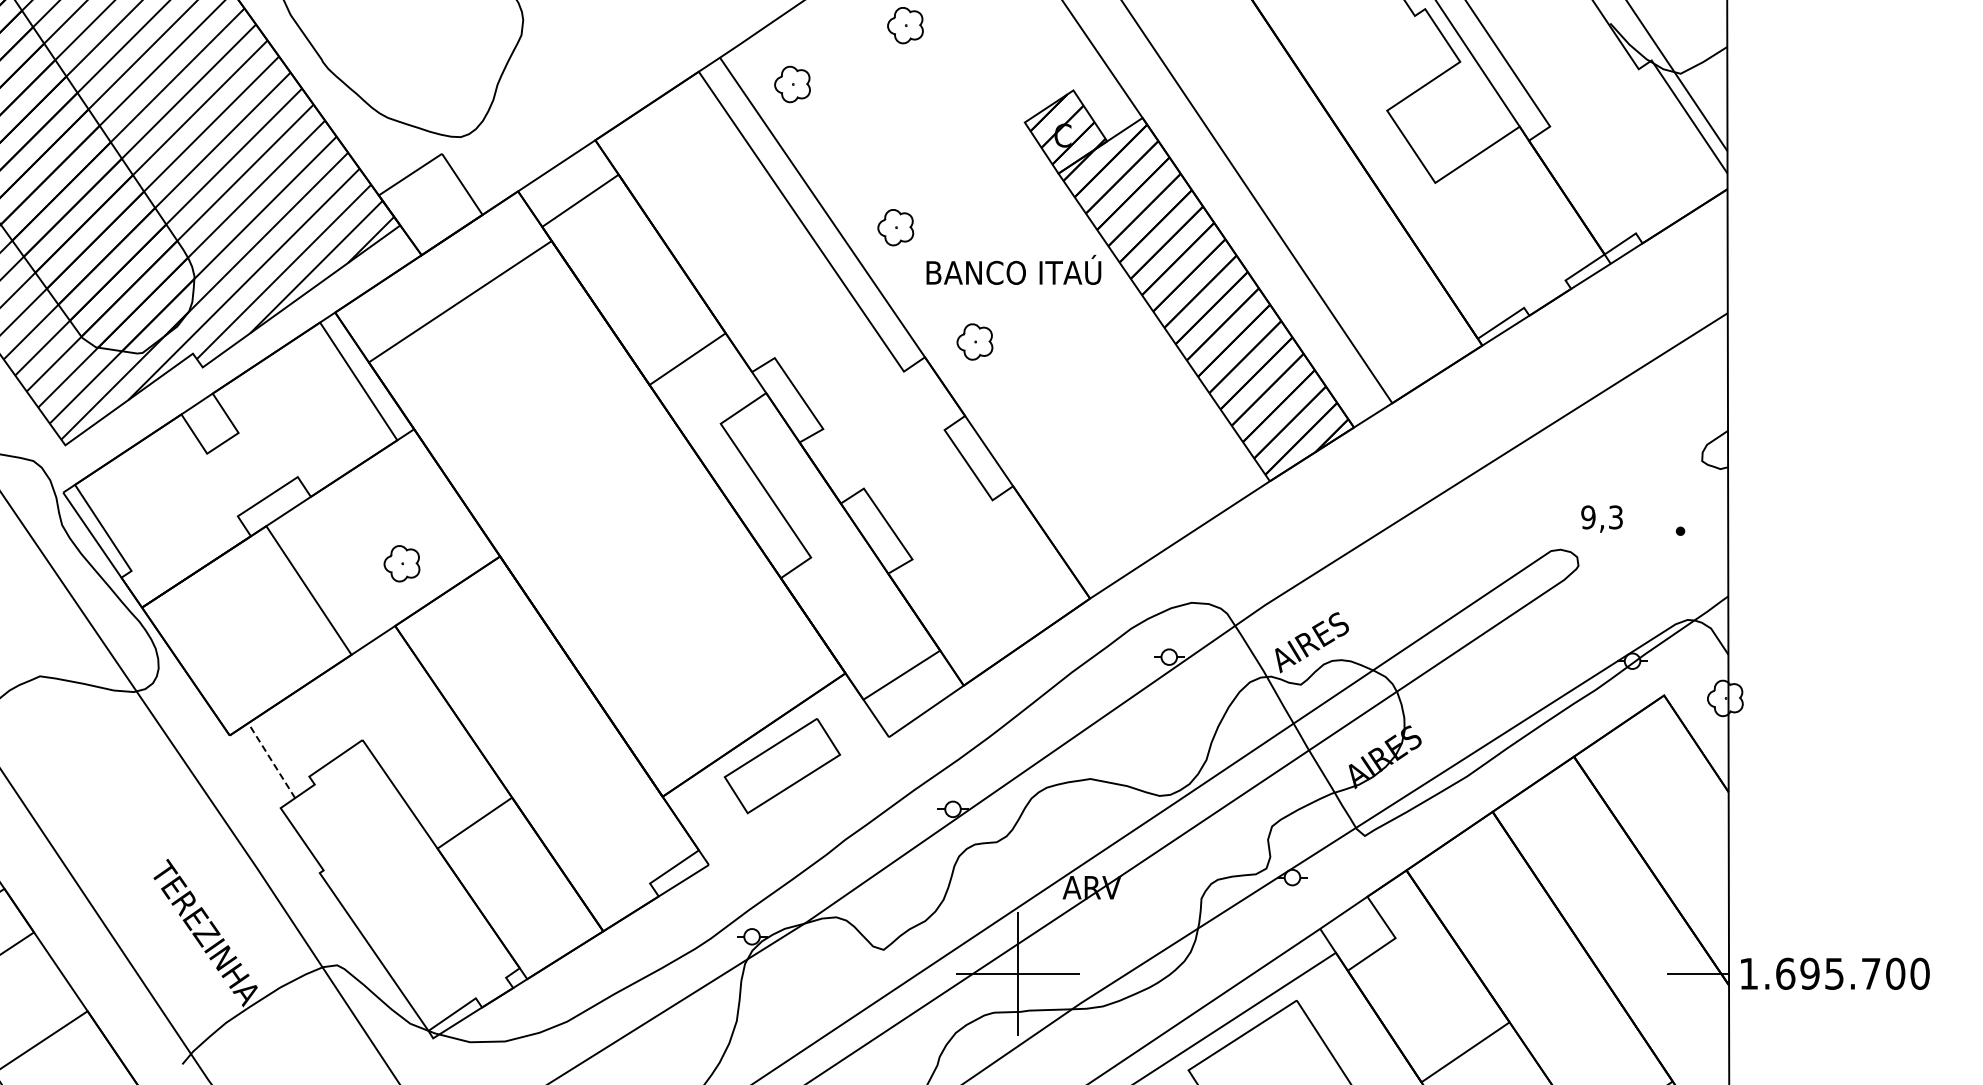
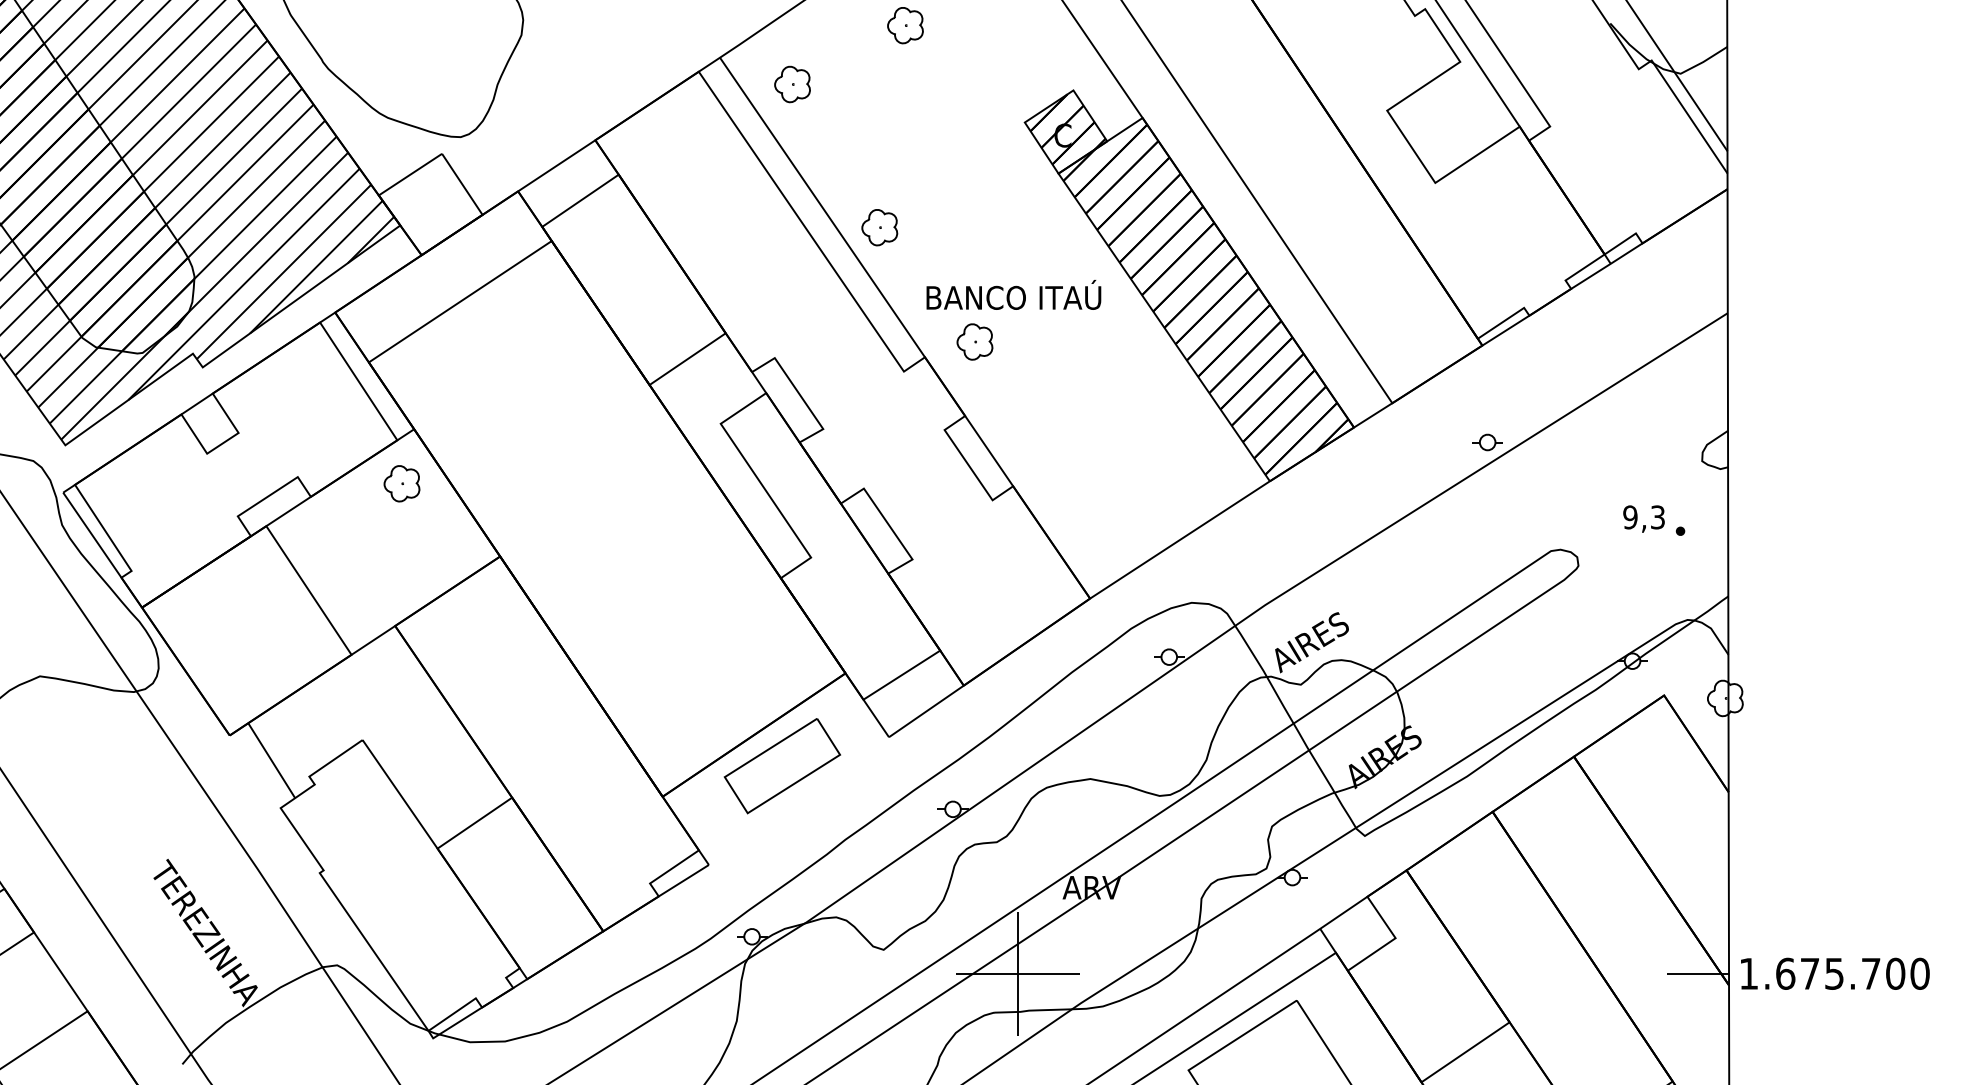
part position: (895, 227) -> (879, 227) (879, 227)
text position: (1013, 269) -> (1013, 294) (1013, 294)
part: none -> present (1487, 442)
text position: (1601, 518) -> (1643, 518) (1643, 518)
part position: (401, 563) -> (401, 483) (401, 483)
line: dashed -> solid (271, 760)
text: 1.695.700 -> 1.675.700 (1809, 973)
